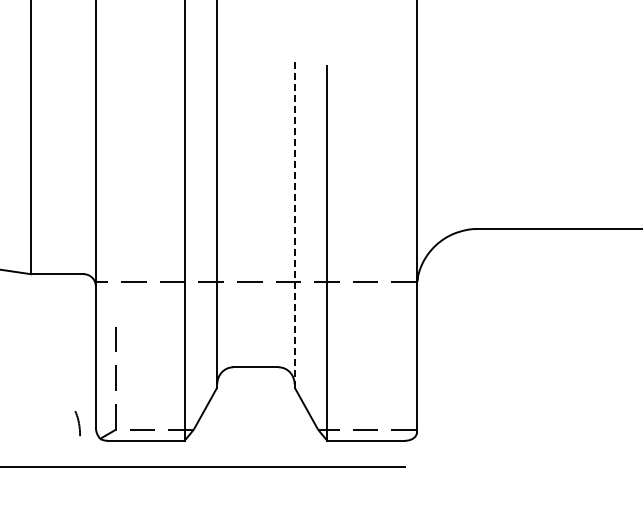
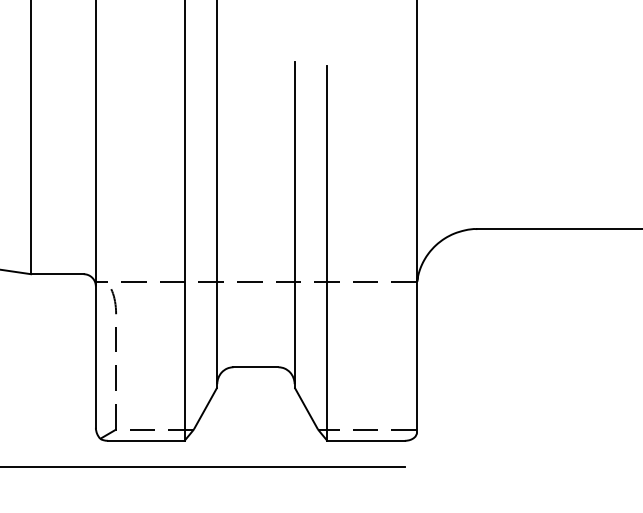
line: dashed -> solid (294, 224)
curve position: (78, 423) -> (114, 301) (114, 301)
